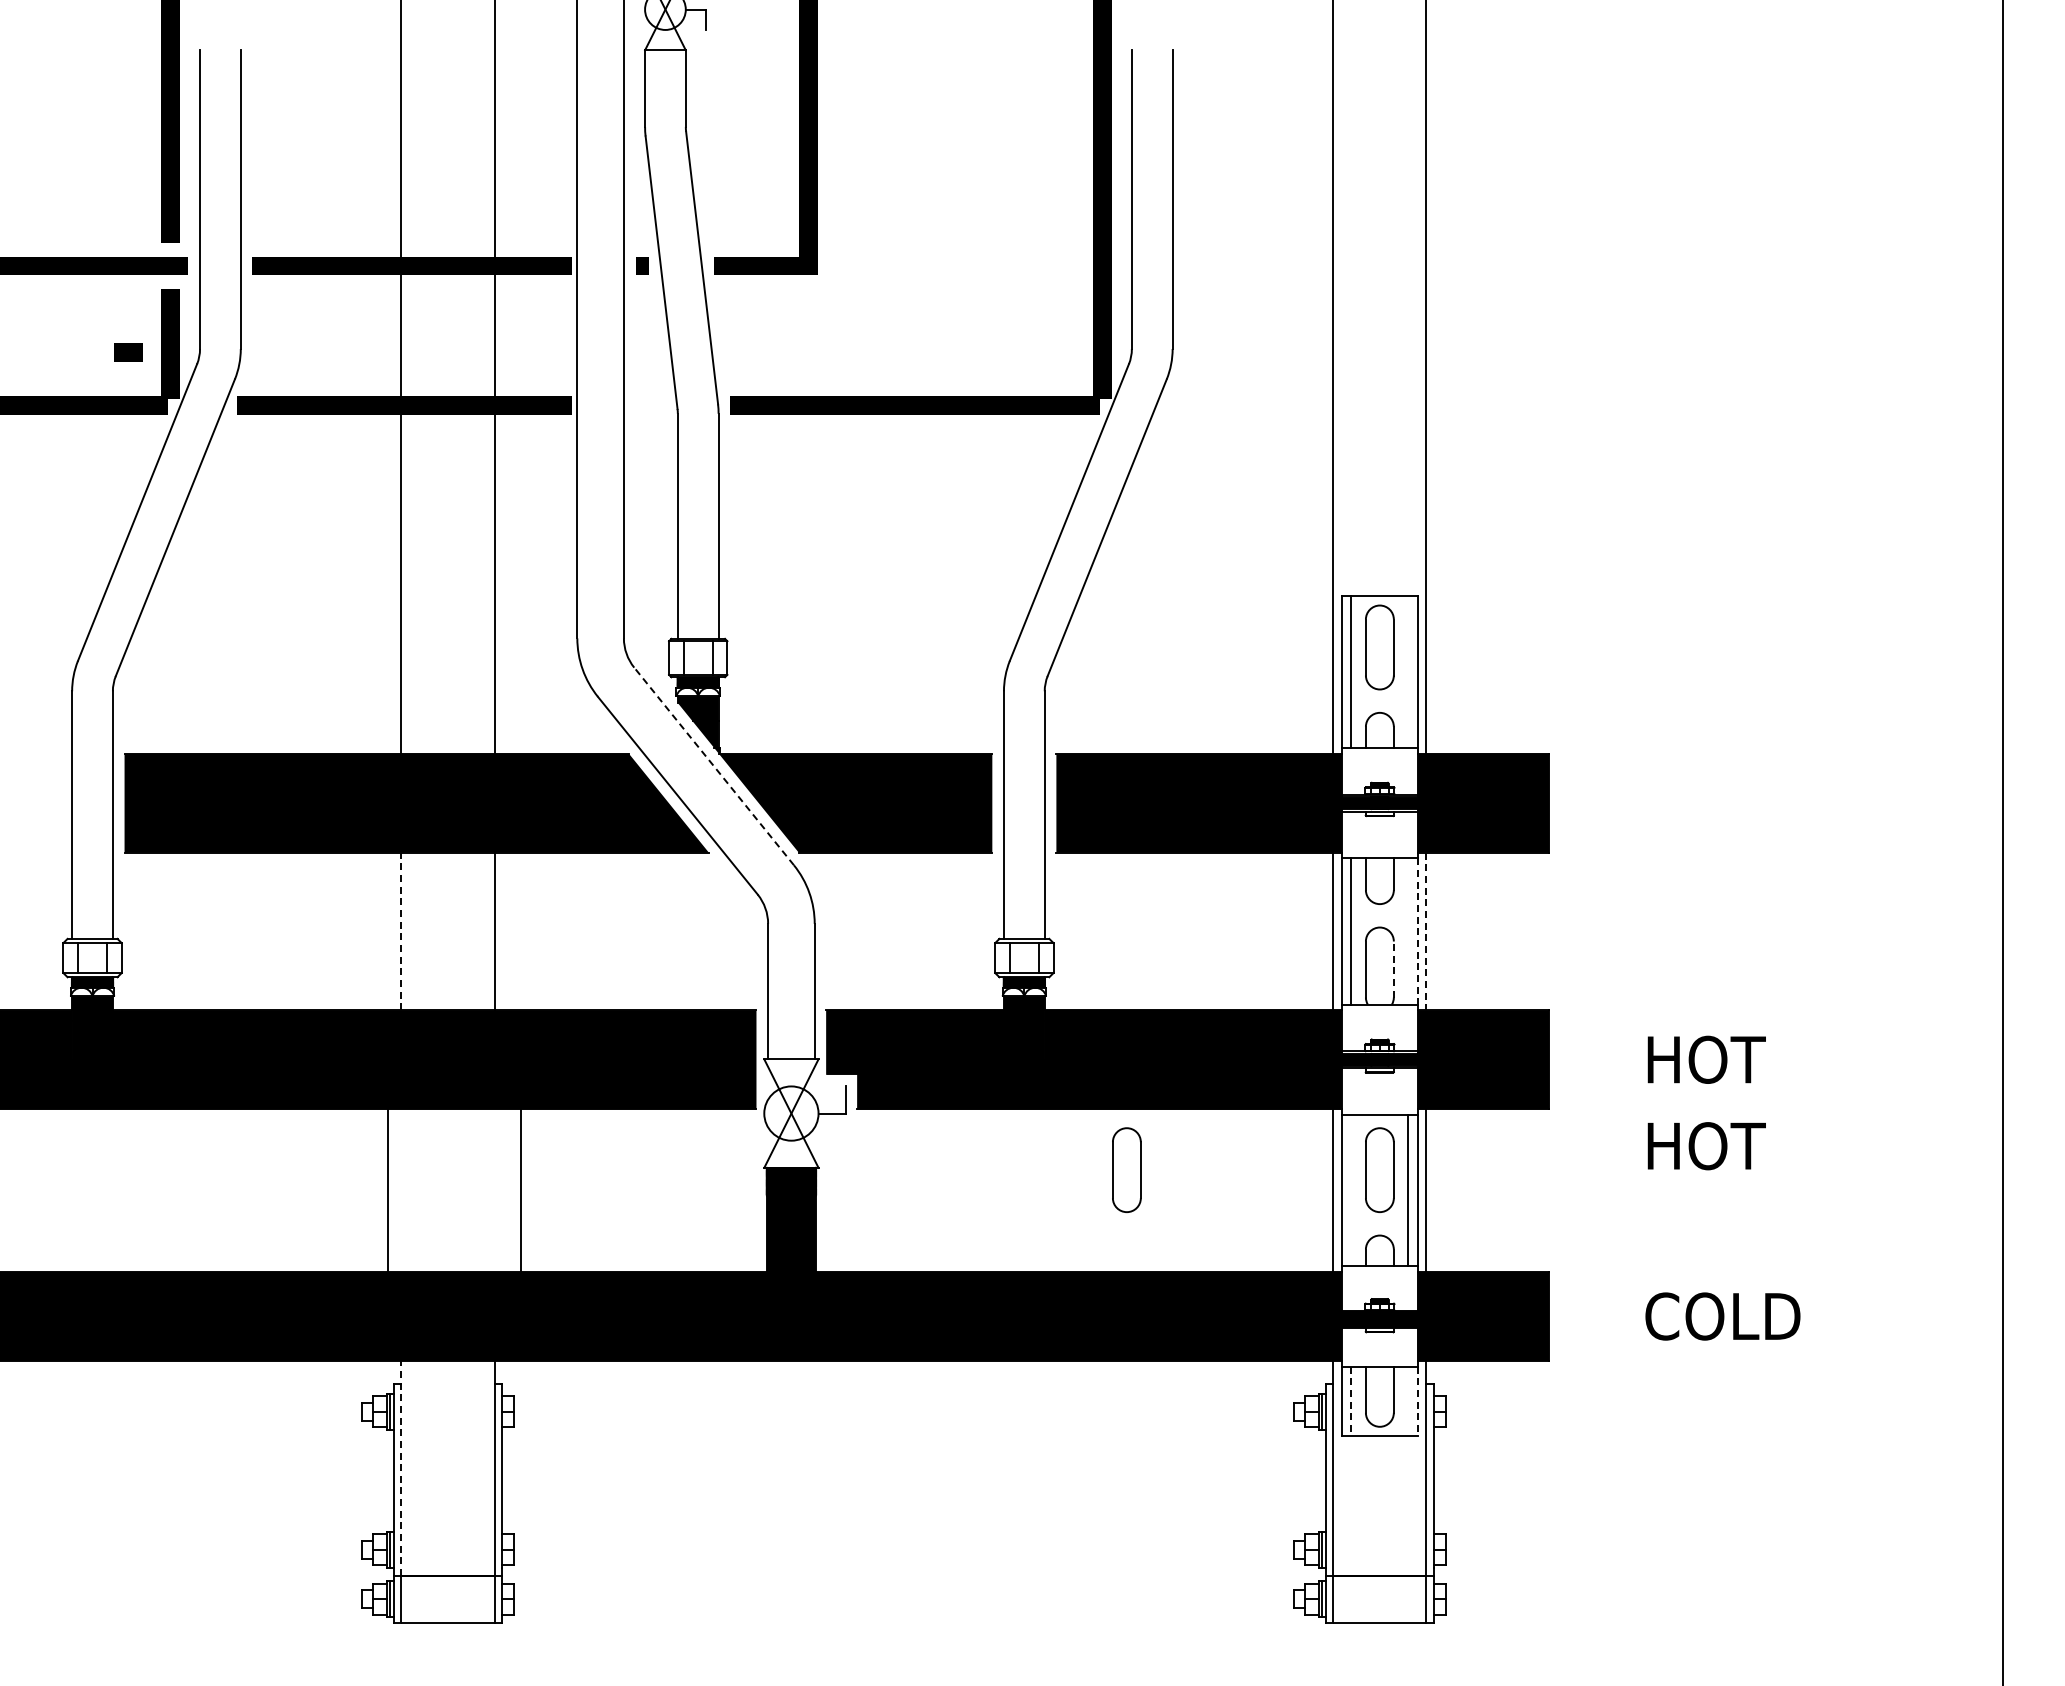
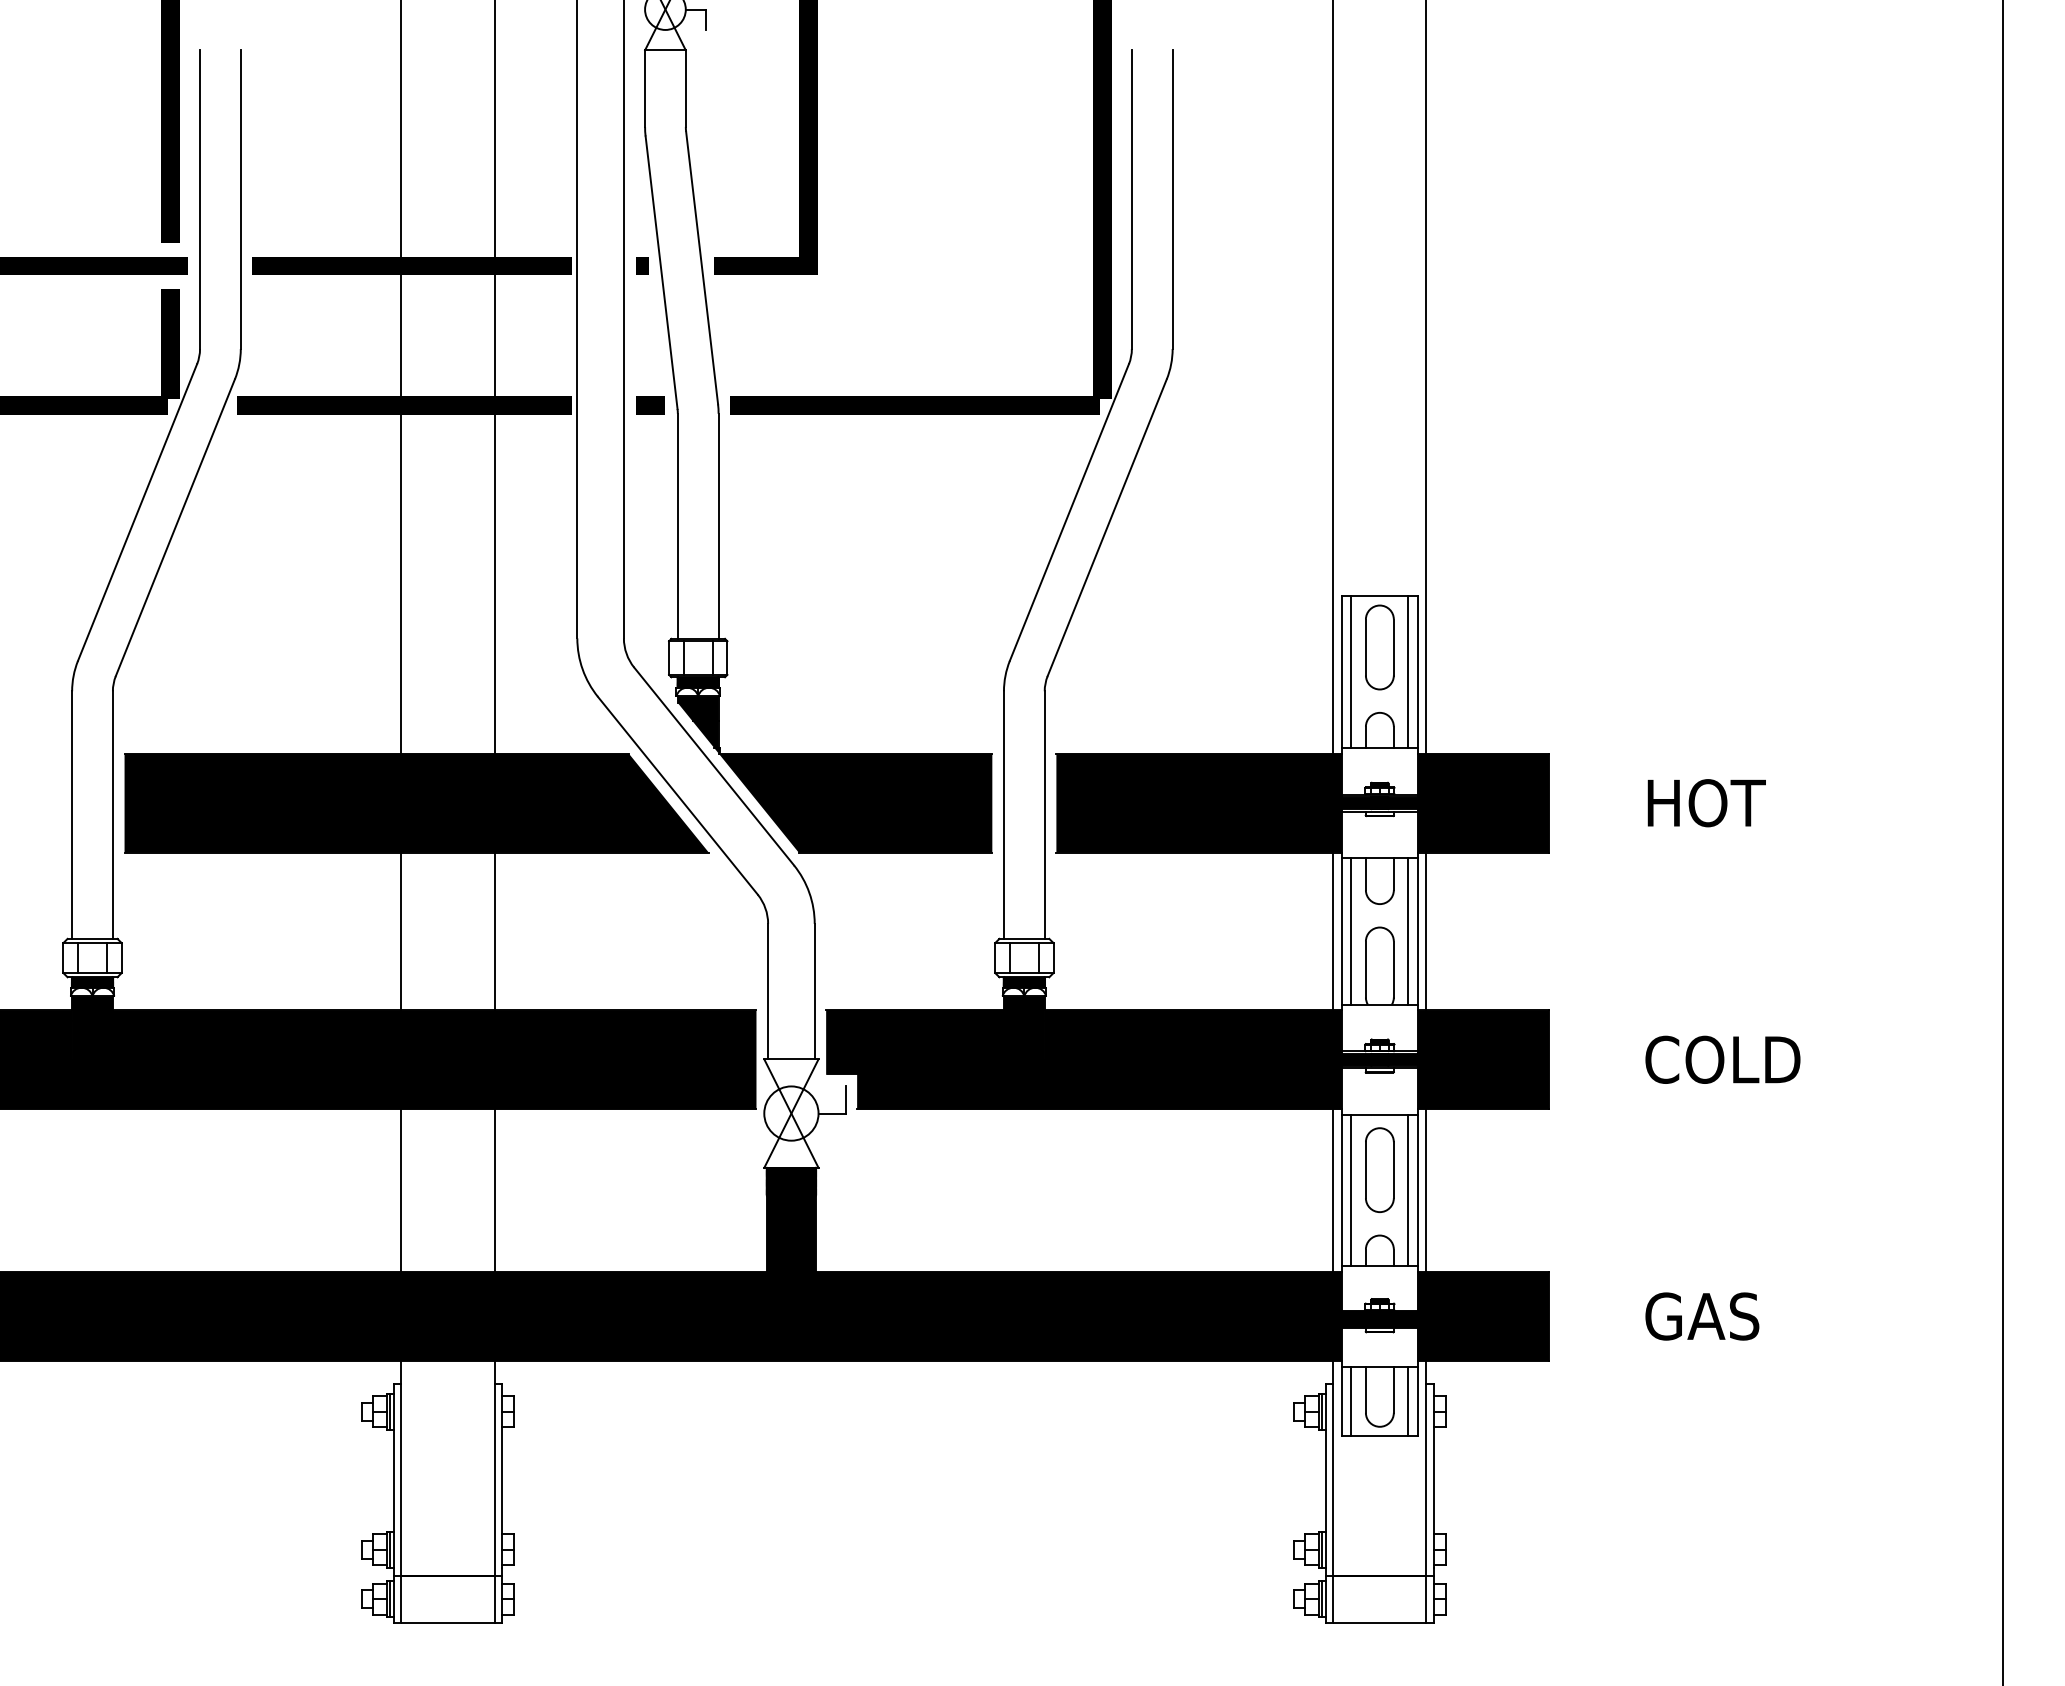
line position: (128, 352) -> (650, 405) (650, 405)
line: none -> present (1408, 671)
line: dashed -> solid (713, 766)
line: dashed -> solid (401, 931)
line: none -> present (1408, 931)
line: dashed -> solid (1417, 931)
line: dashed -> solid (1426, 931)
line: dashed -> solid (1393, 969)
text: HOT -> COLD (1722, 1059)
text position: (1706, 1146) -> (1706, 803) (1706, 803)
part: present -> none (1126, 1169)
line position: (388, 1190) -> (401, 1190) (401, 1190)
line position: (520, 1190) -> (494, 1190) (494, 1190)
line: none -> present (1351, 1190)
text: COLD -> GAS (1733, 1316)
line: dashed -> solid (1351, 1401)
line: none -> present (1408, 1401)
line: dashed -> solid (1417, 1401)
line: dashed -> solid (401, 1468)
